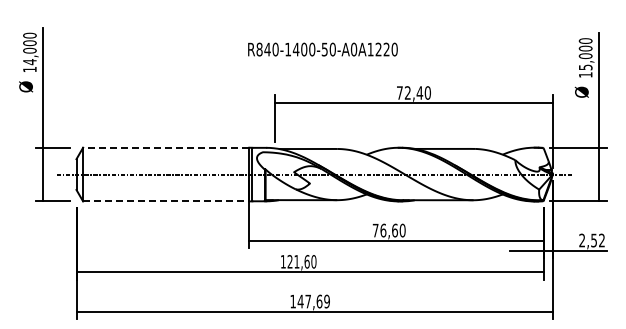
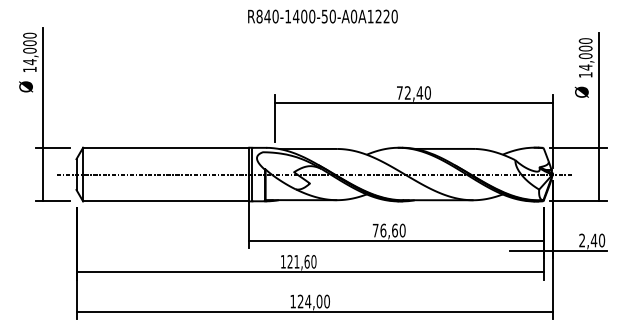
text position: (322, 49) -> (322, 16) (322, 16)
text: 15,000 -> 14,000 (585, 67)
line: dashed -> solid (165, 147)
line: dashed -> solid (166, 201)
text: 2,52 -> 2,40 (597, 240)
text: 147,69 -> 124,00 (313, 301)
